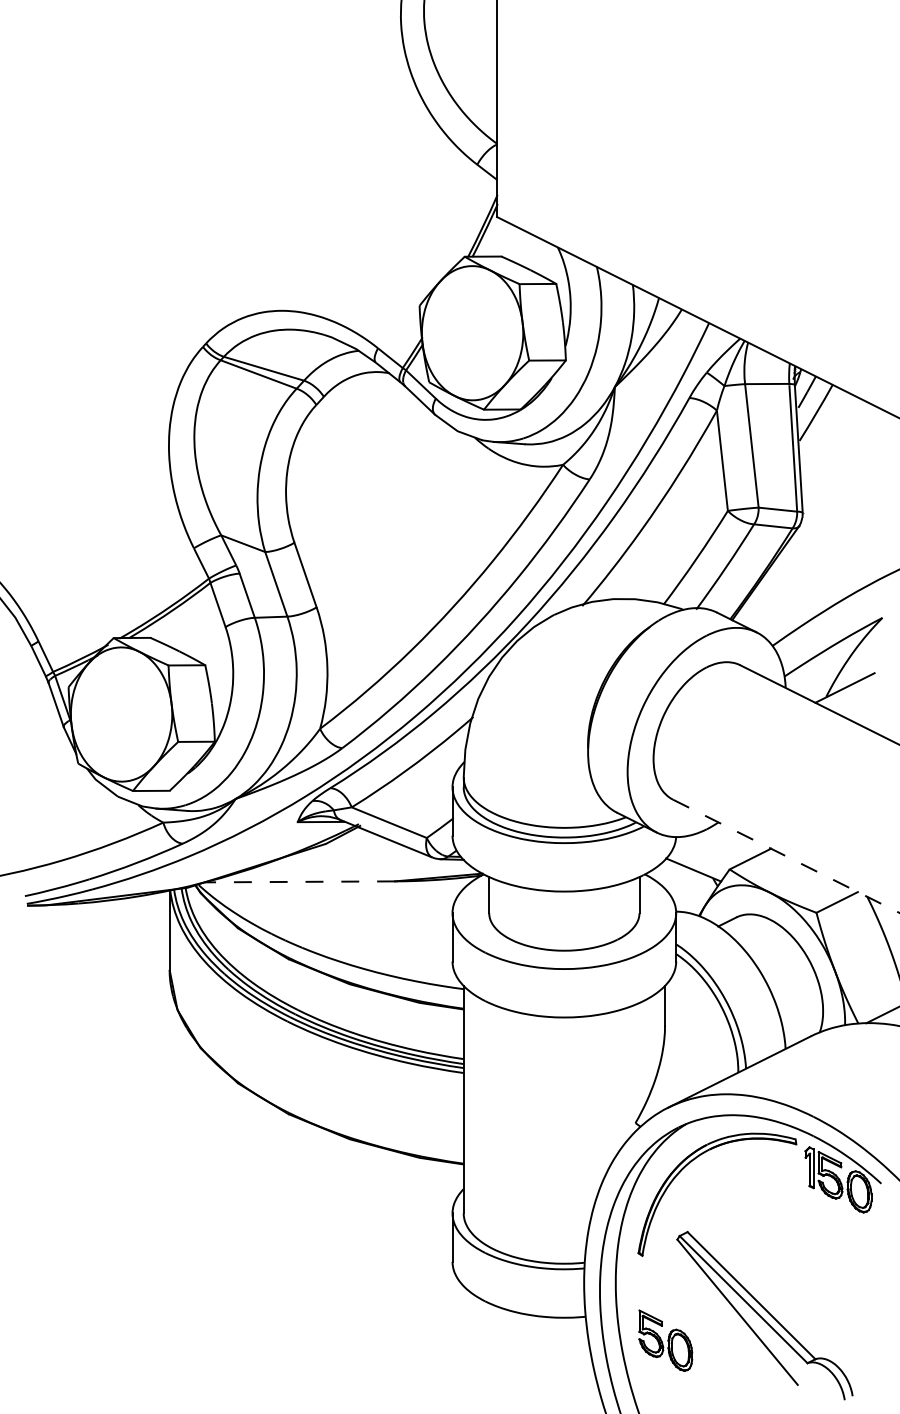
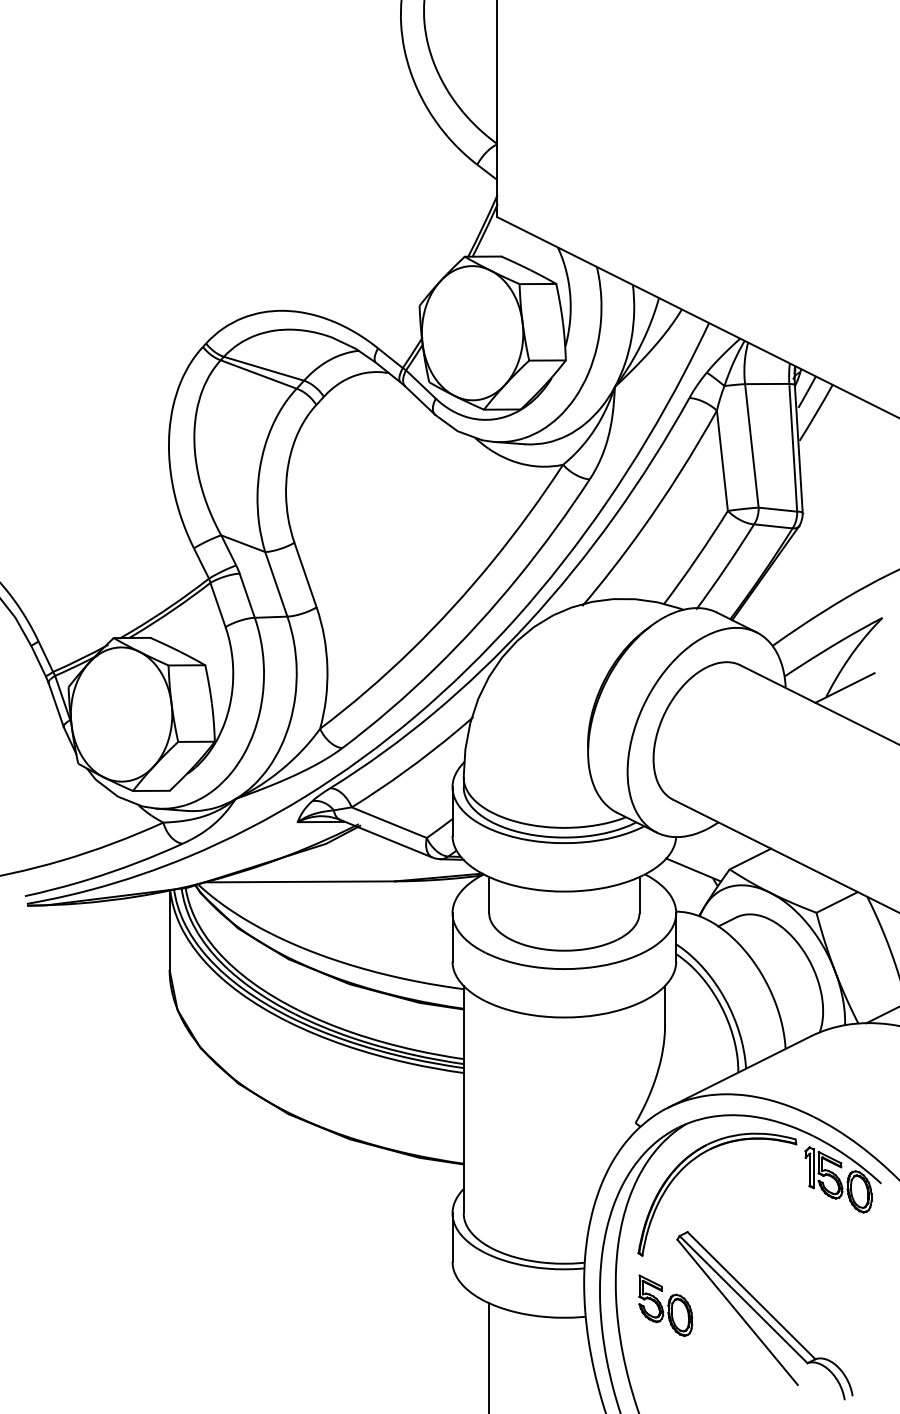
line: dashed -> solid (786, 856)
line: dashed -> solid (299, 881)
part position: (665, 1340) -> (665, 1305) (665, 1305)
line: none -> present (489, 1356)
